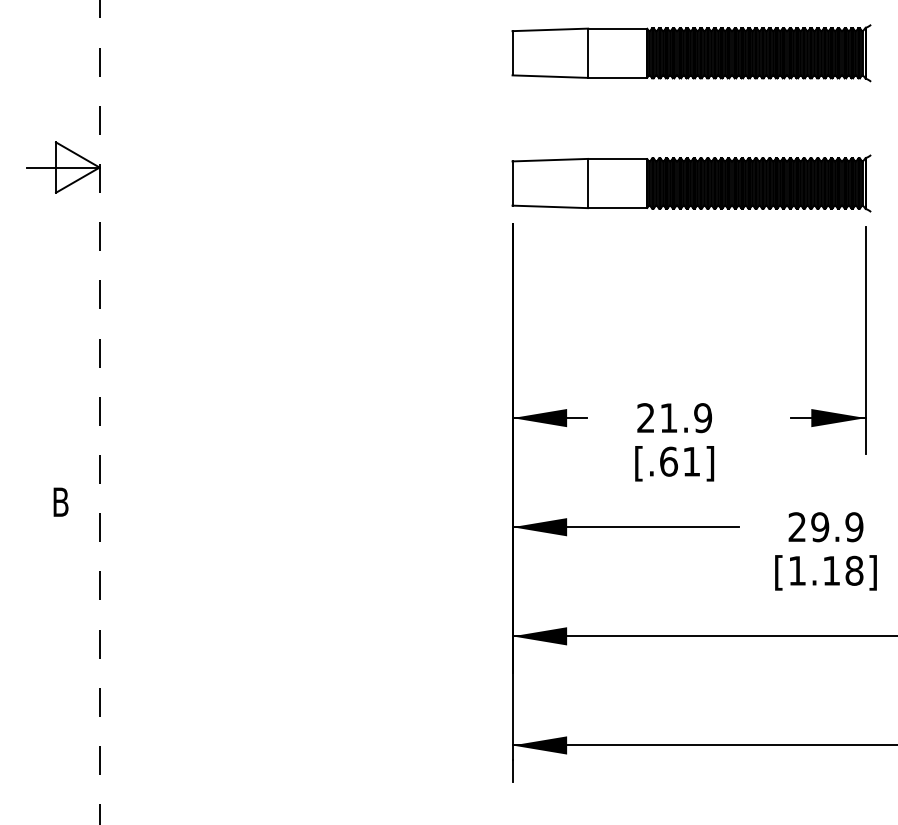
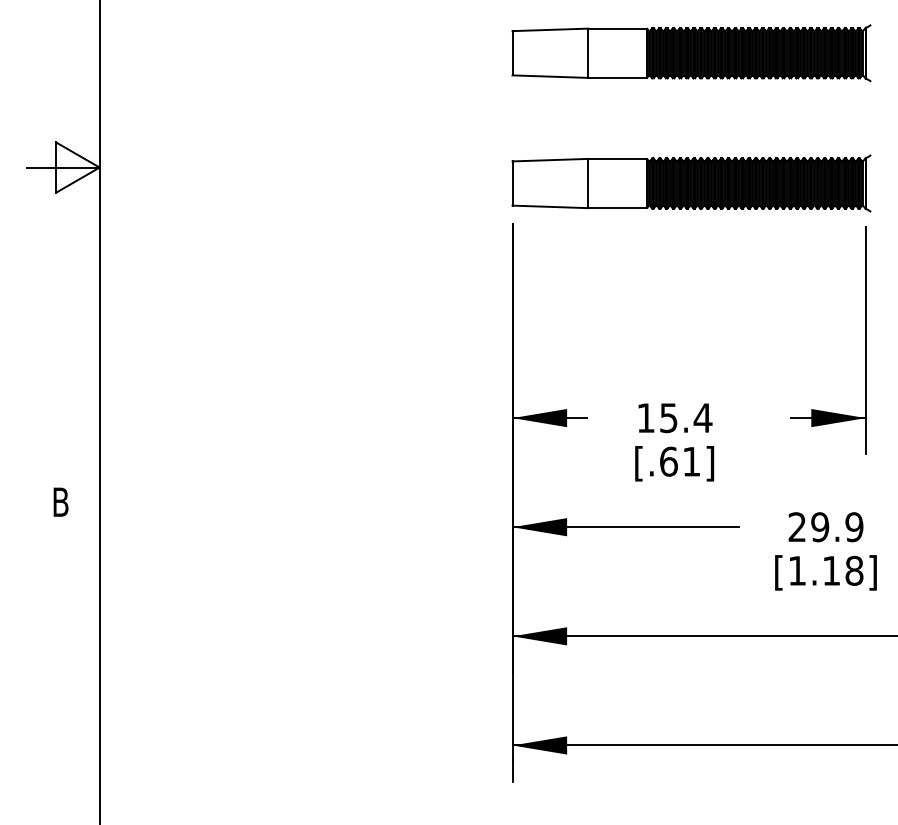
line: dashed -> solid (99, 413)
text: 21.9 -> 15.4 (674, 418)
